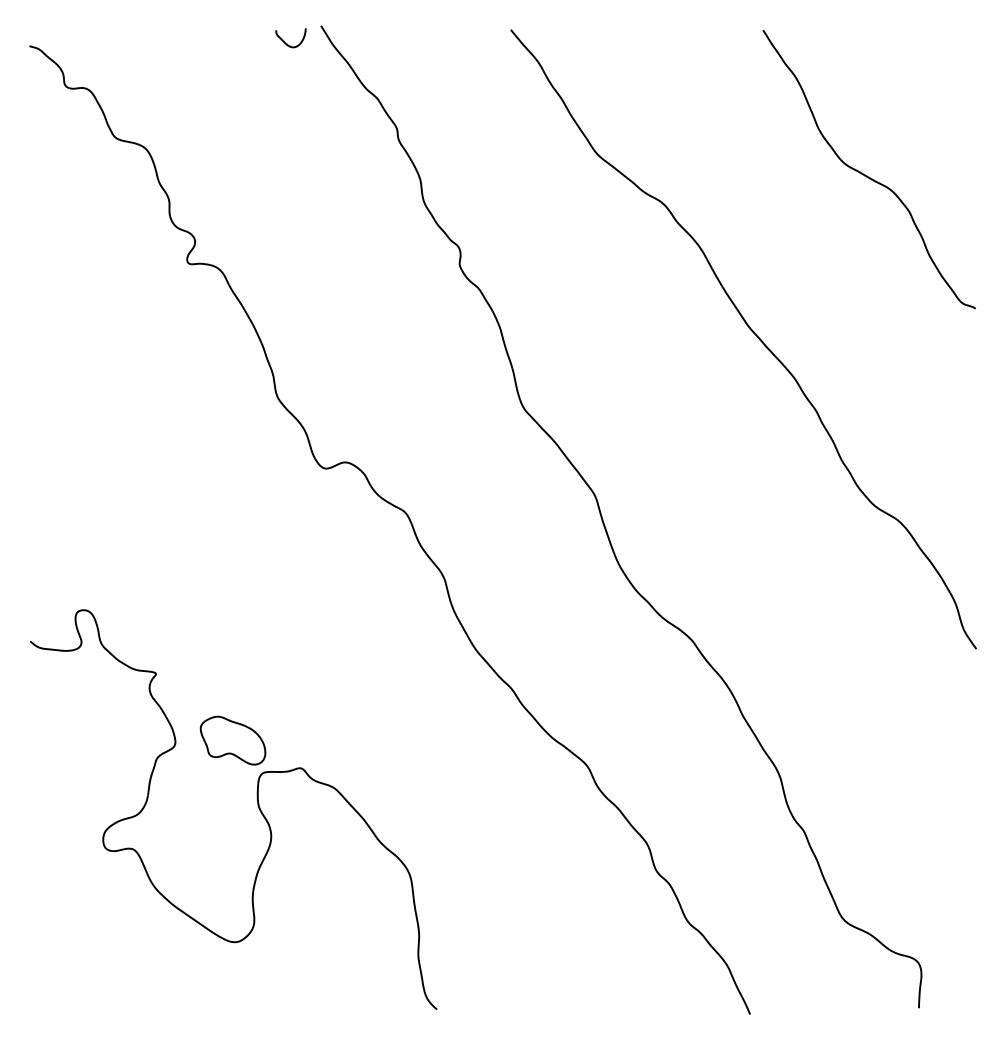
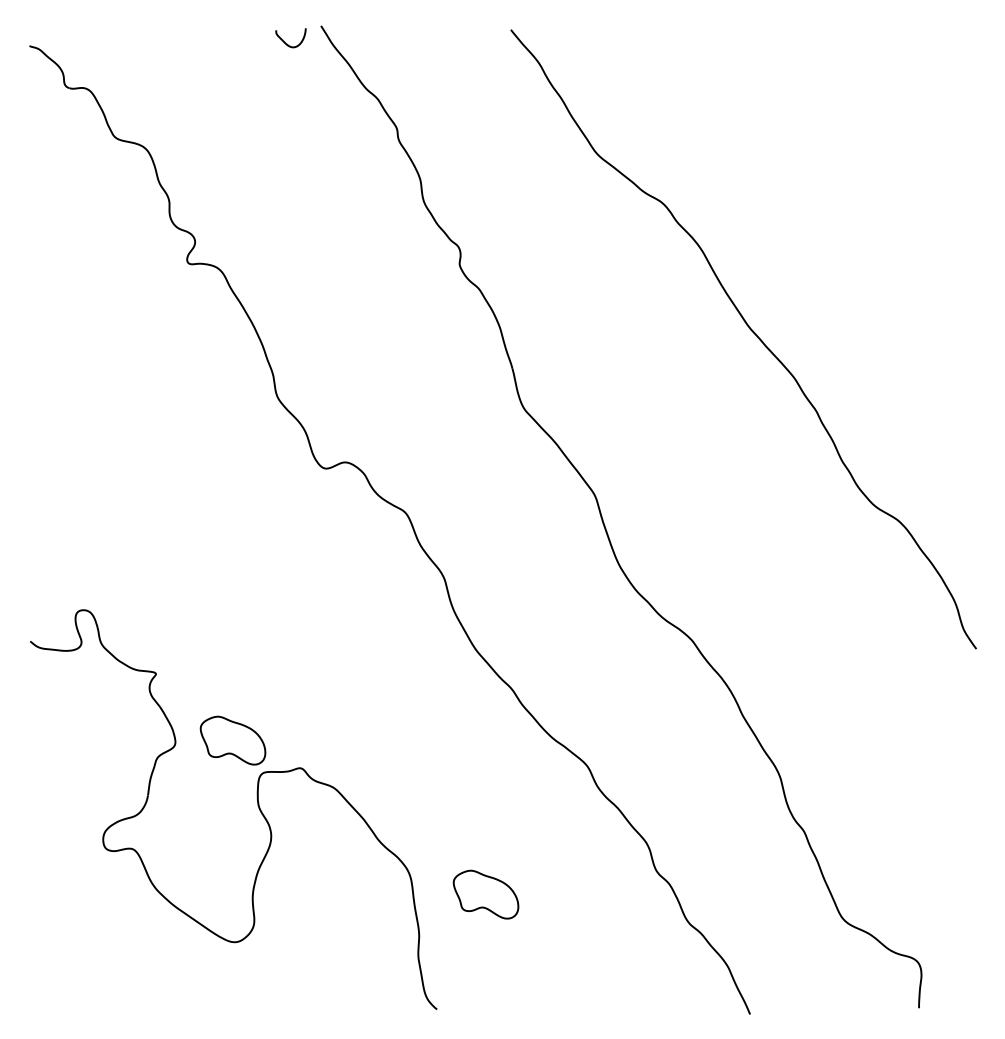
curve: present -> none (865, 174)
part: none -> present (485, 894)
